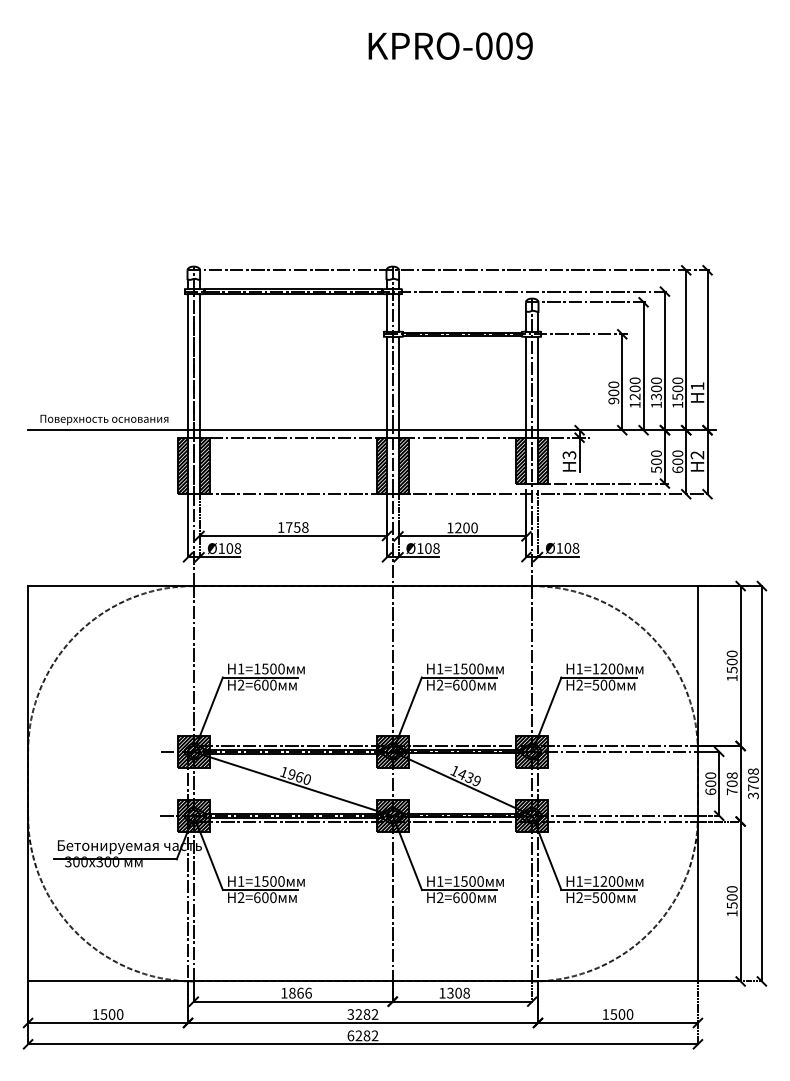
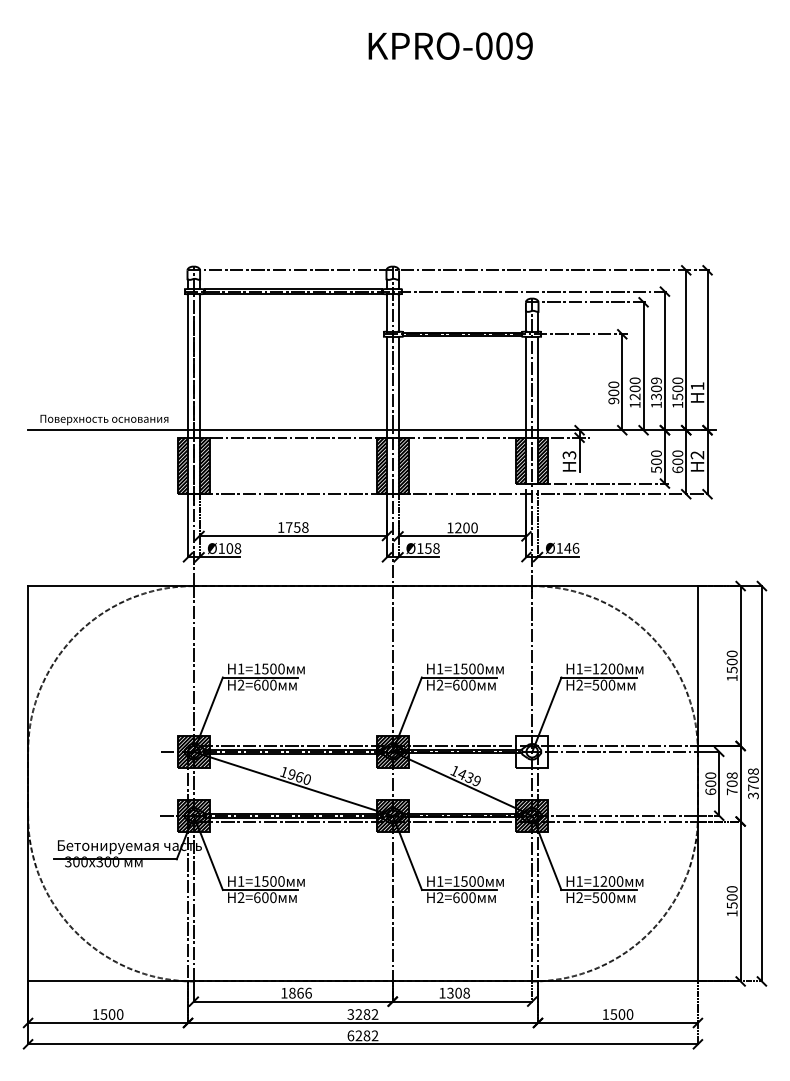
text: 1300 -> 1309 (656, 380)
text: Ø108 -> Ø146 (571, 547)
text: Ø108 -> Ø158 (428, 548)
hatch: present -> none (532, 751)
